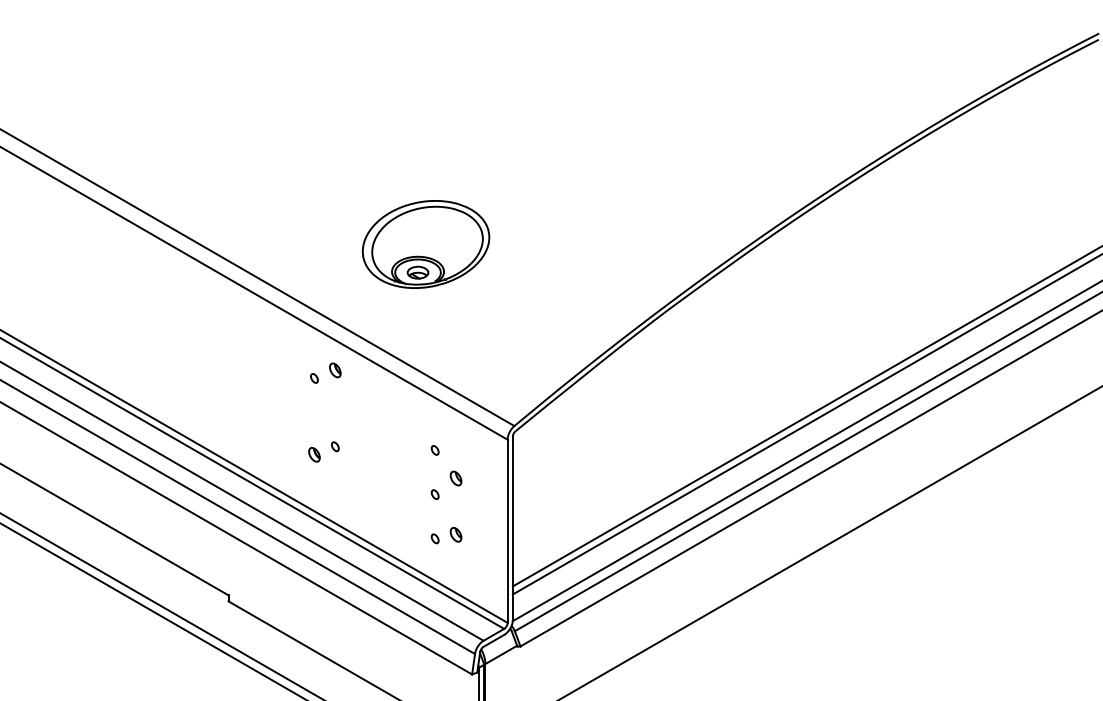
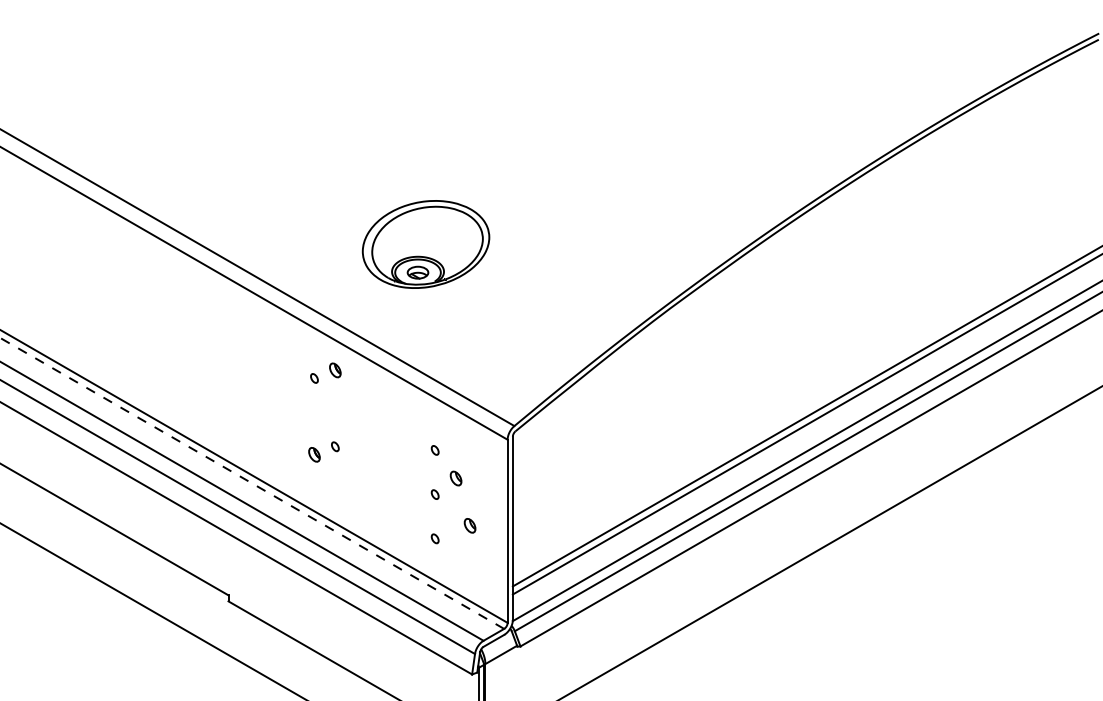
line: solid -> dashed (252, 483)
part position: (455, 534) -> (469, 525) (469, 525)
line: present -> none (160, 605)
